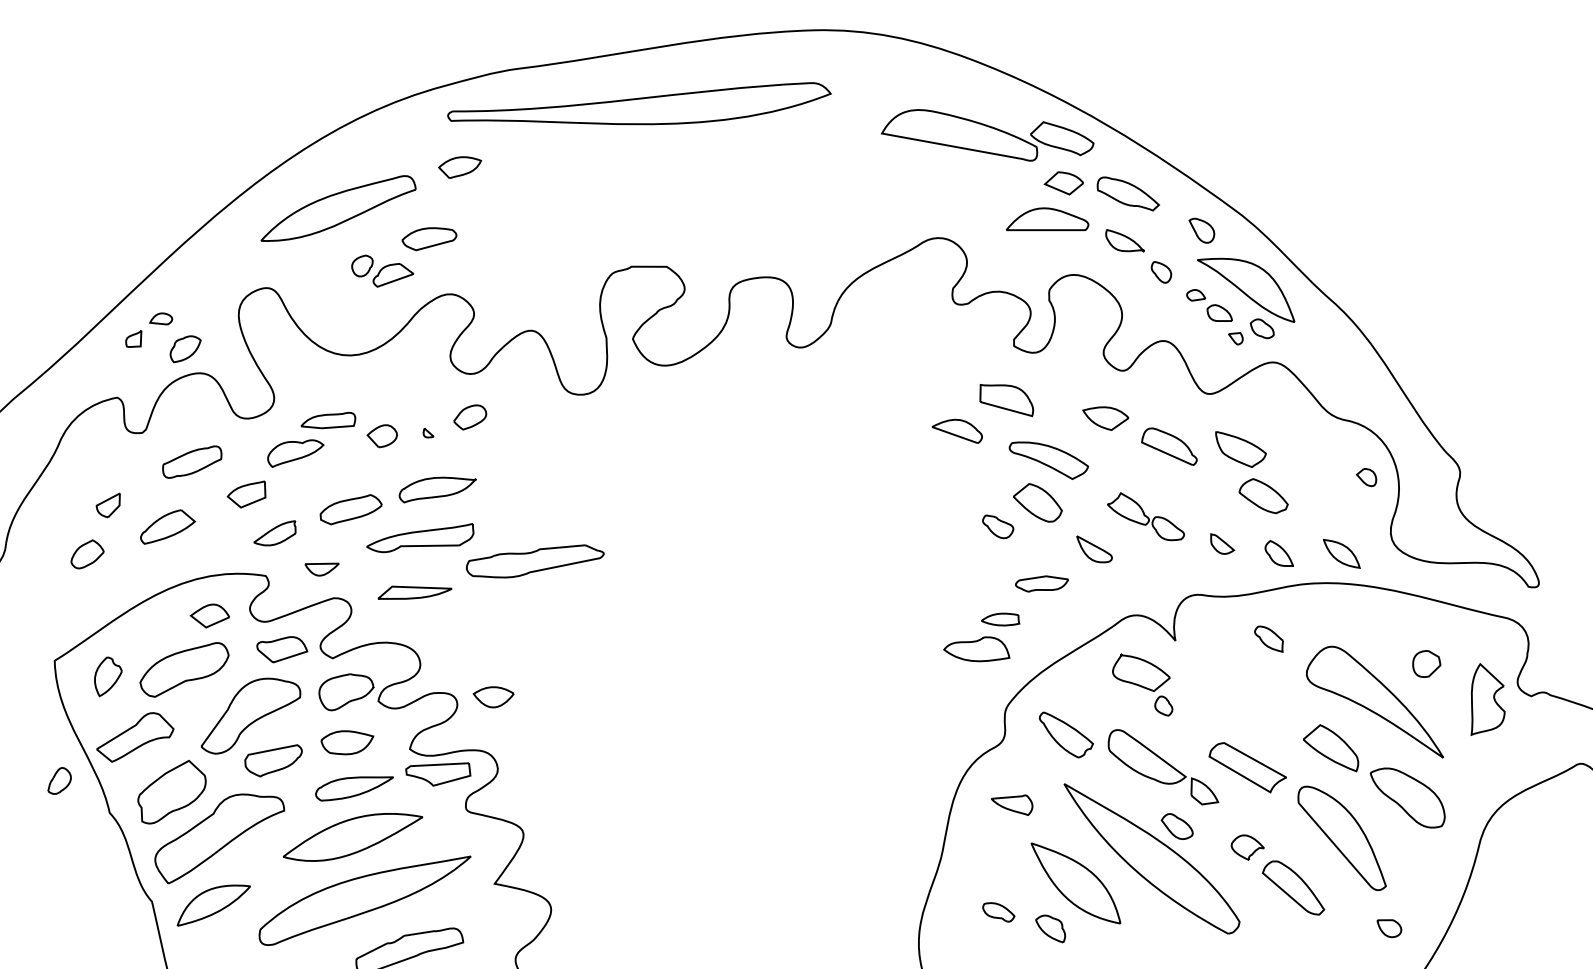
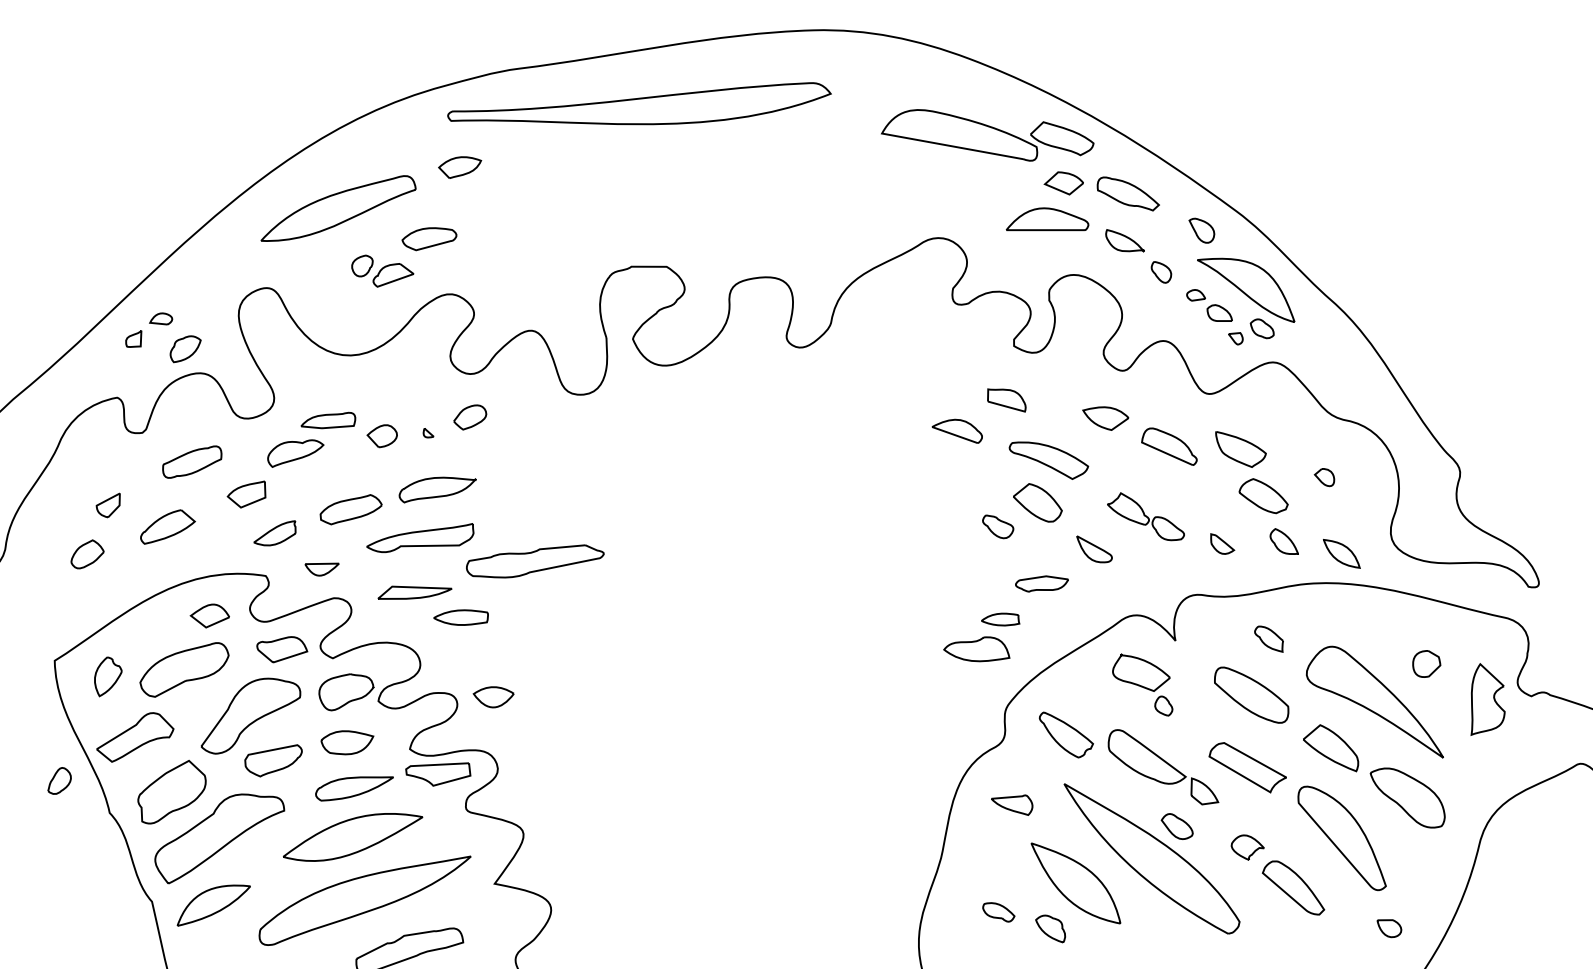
part size: 56x34 px -> 40x25 px (1006, 400)
part position: (1366, 477) -> (1324, 477) (1324, 477)
part position: (1278, 553) -> (1283, 541) (1283, 541)
part: none -> present (460, 617)
part: none -> present (1251, 694)
